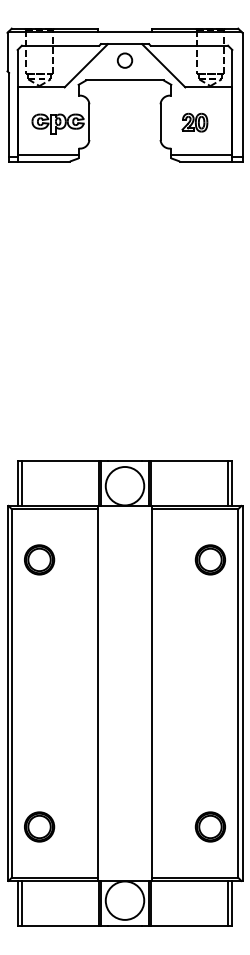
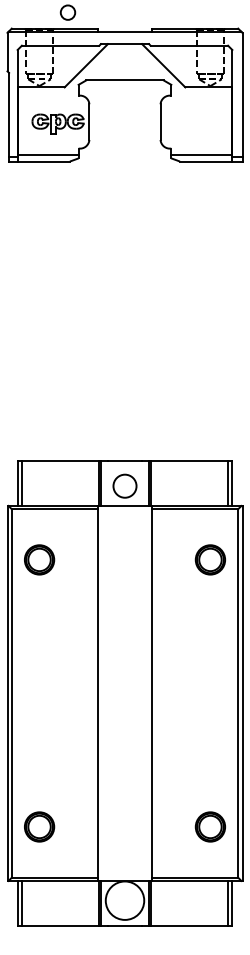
circle position: (124, 60) -> (67, 12) (67, 12)
part: present -> none (194, 122)
circle diameter: 38 px -> 23 px (124, 485)
